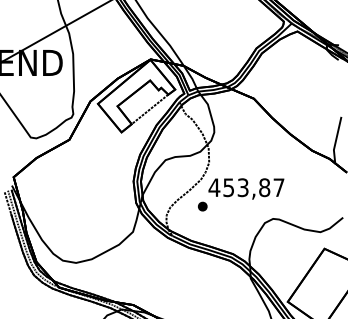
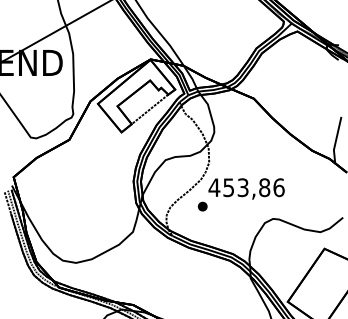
text: 453,87 -> 453,86 (278, 187)
